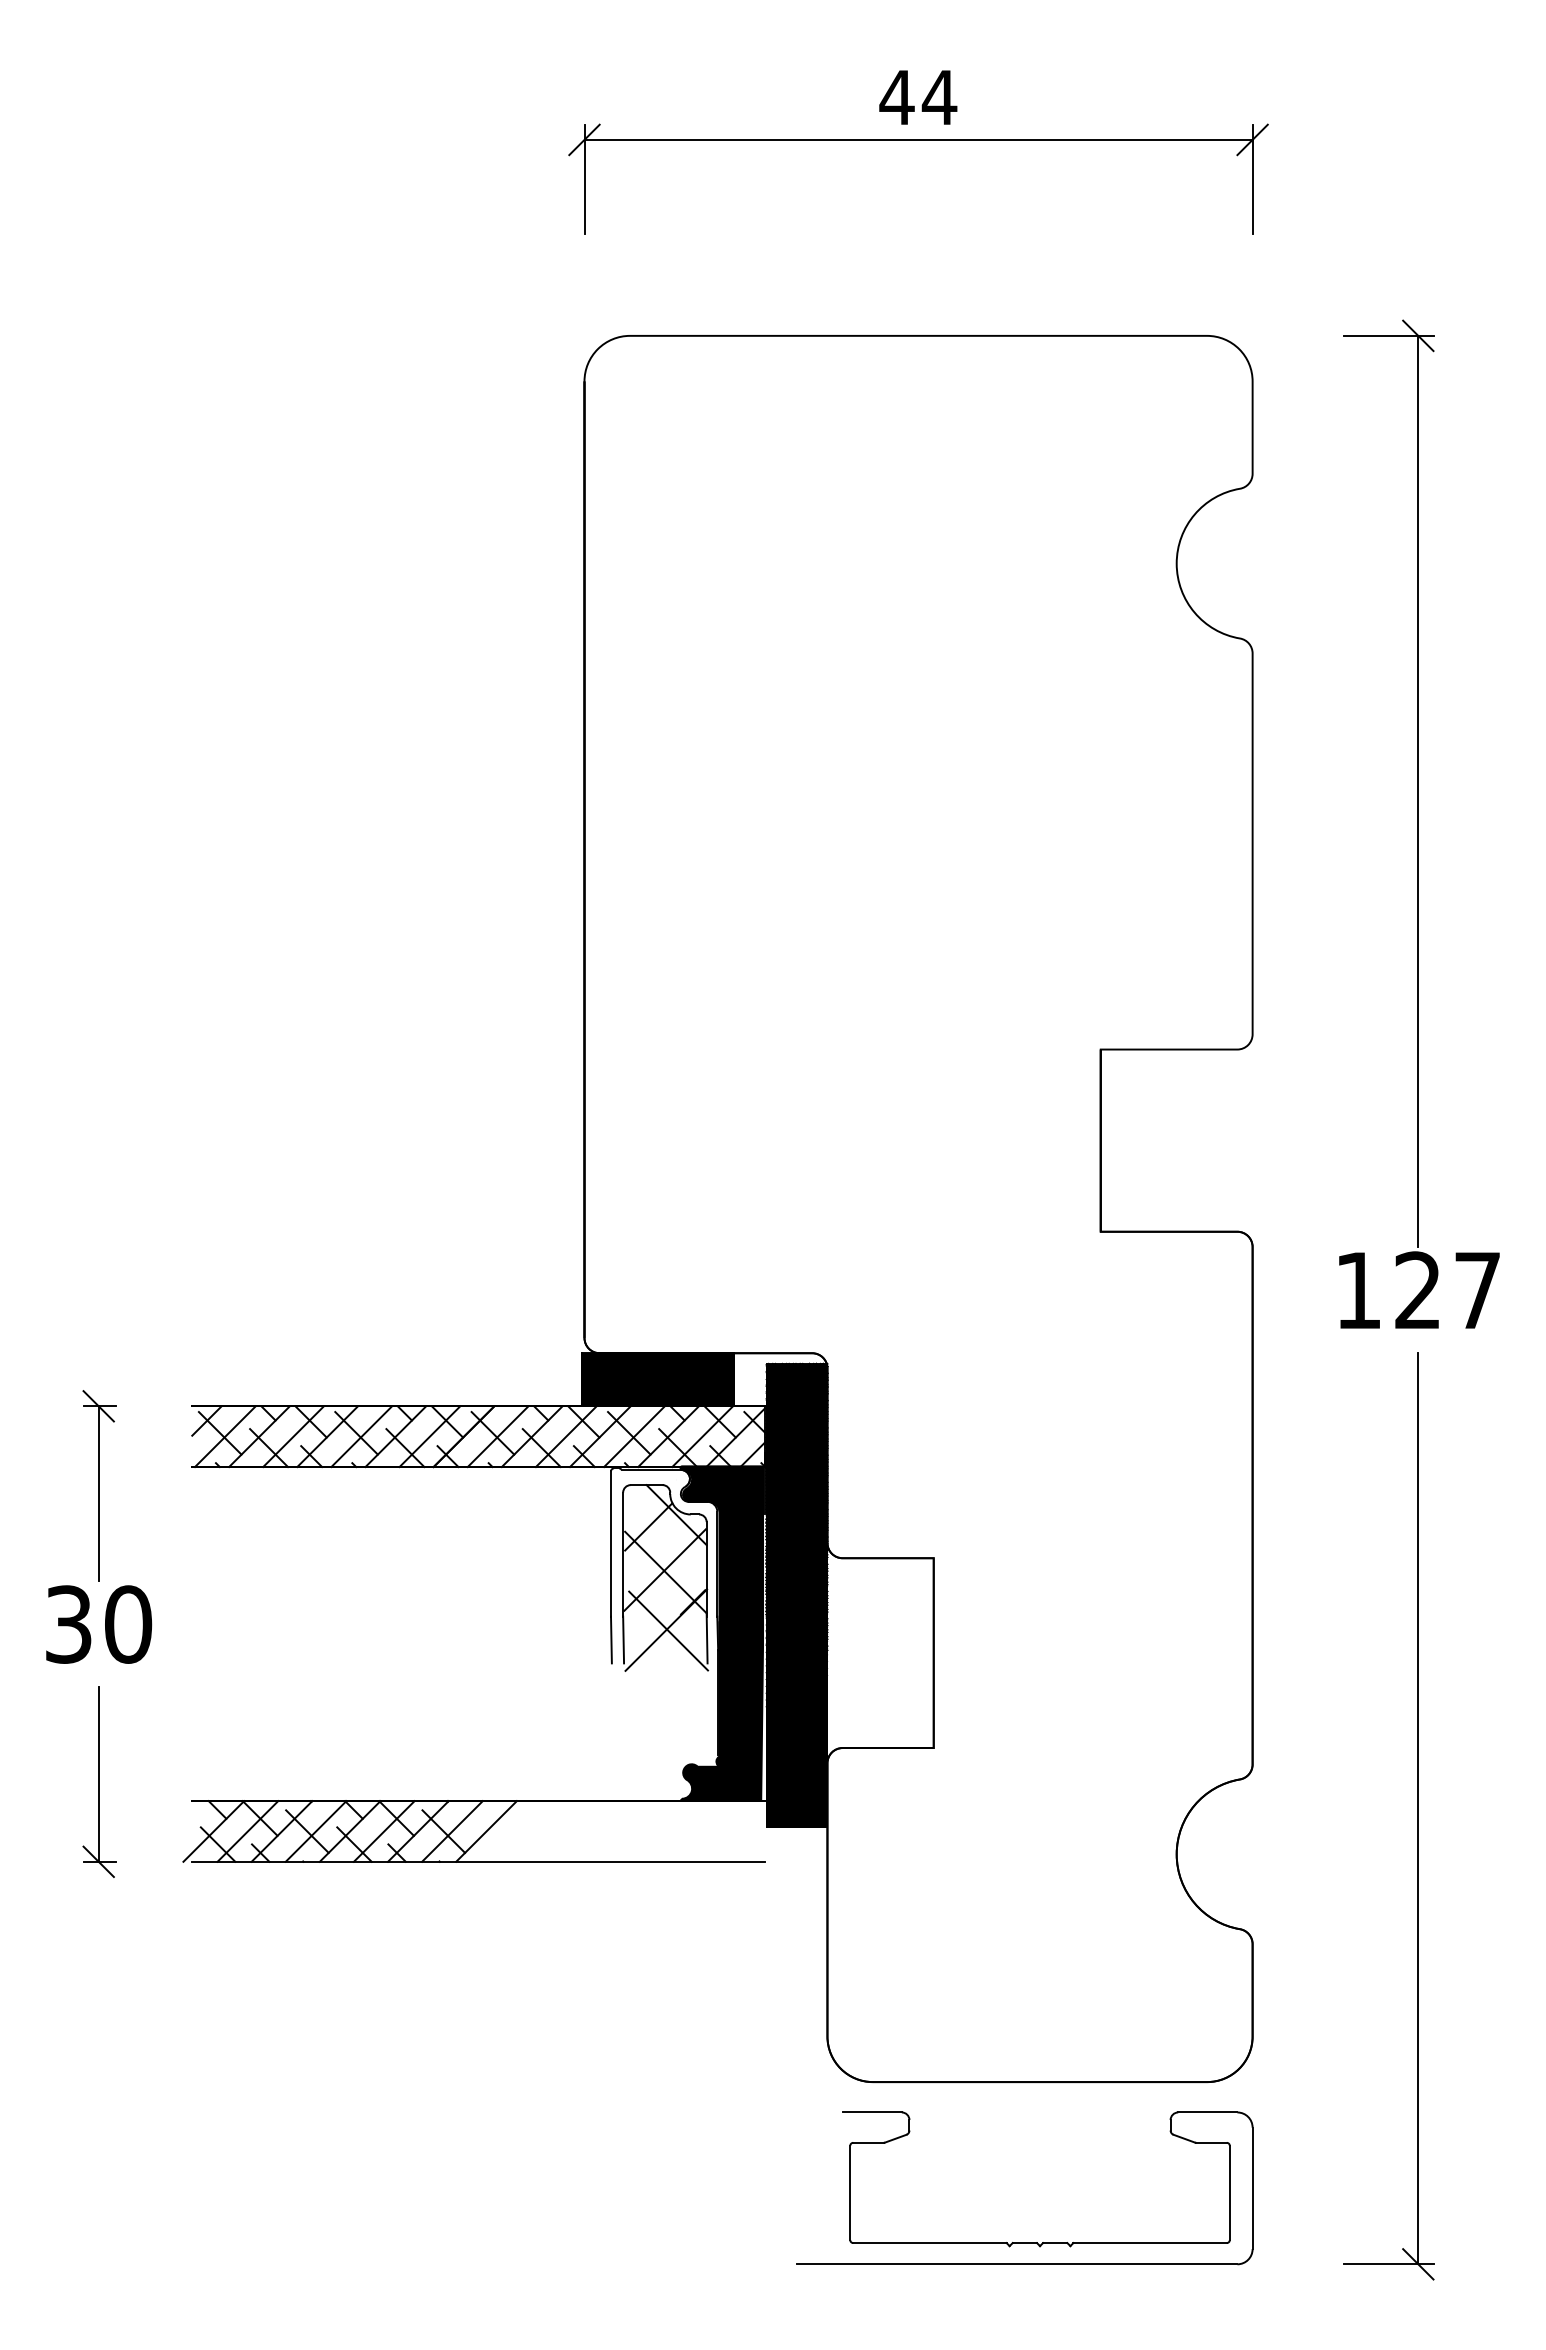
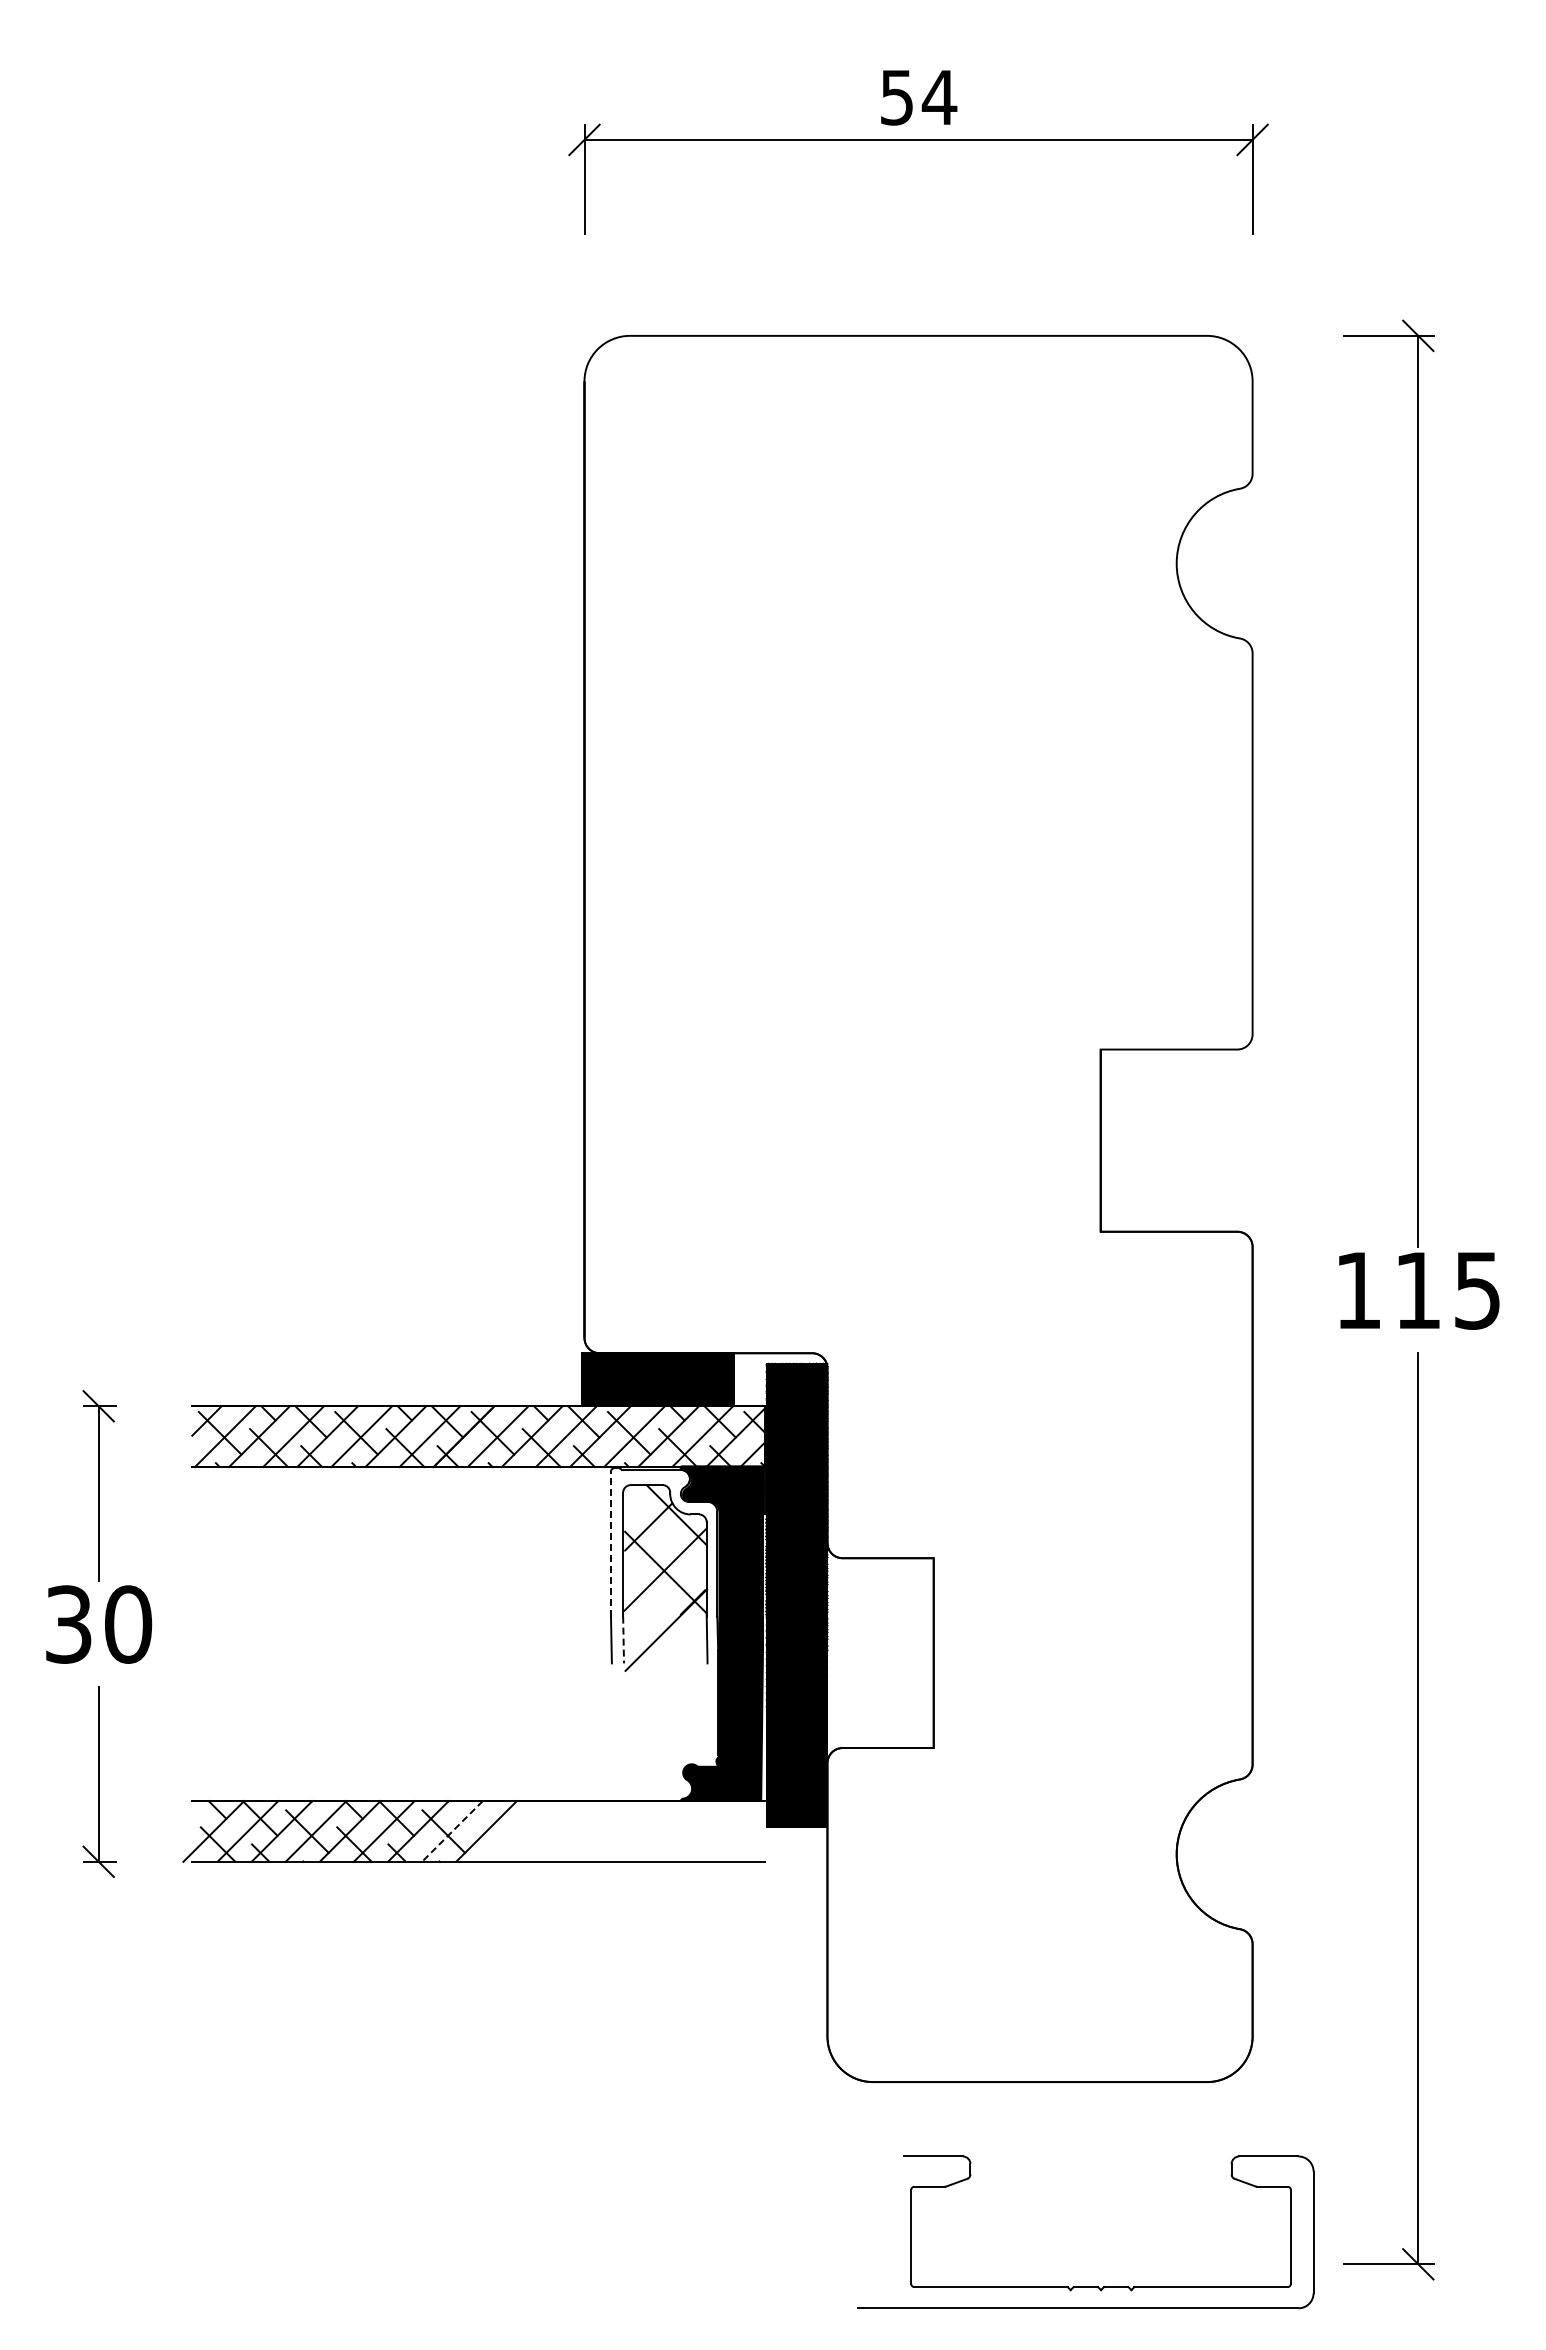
text: 44 -> 54 (896, 97)
text: 127 -> 115 (1447, 1290)
line: solid -> dashed (611, 1544)
line: present -> none (668, 1630)
line: solid -> dashed (623, 1640)
line: solid -> dashed (452, 1831)
part position: (1024, 2242) -> (1085, 2286) (1085, 2286)
